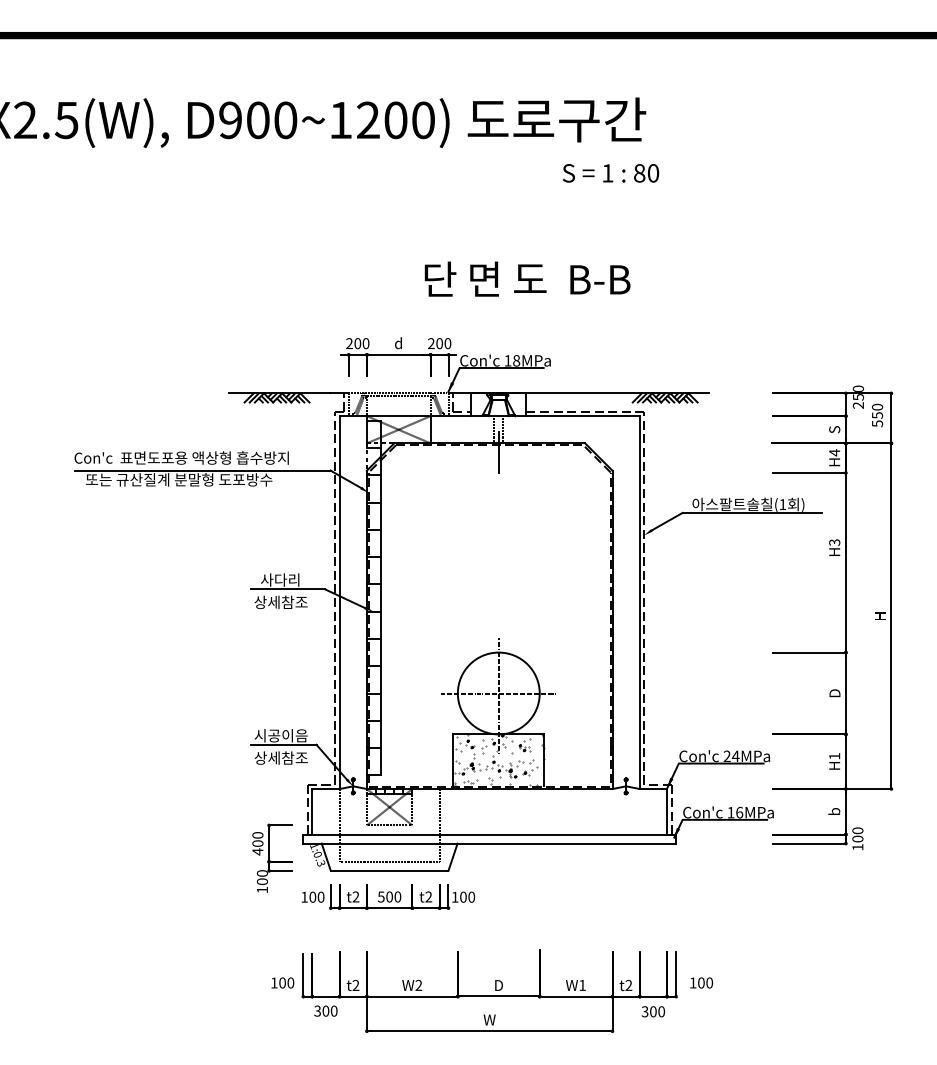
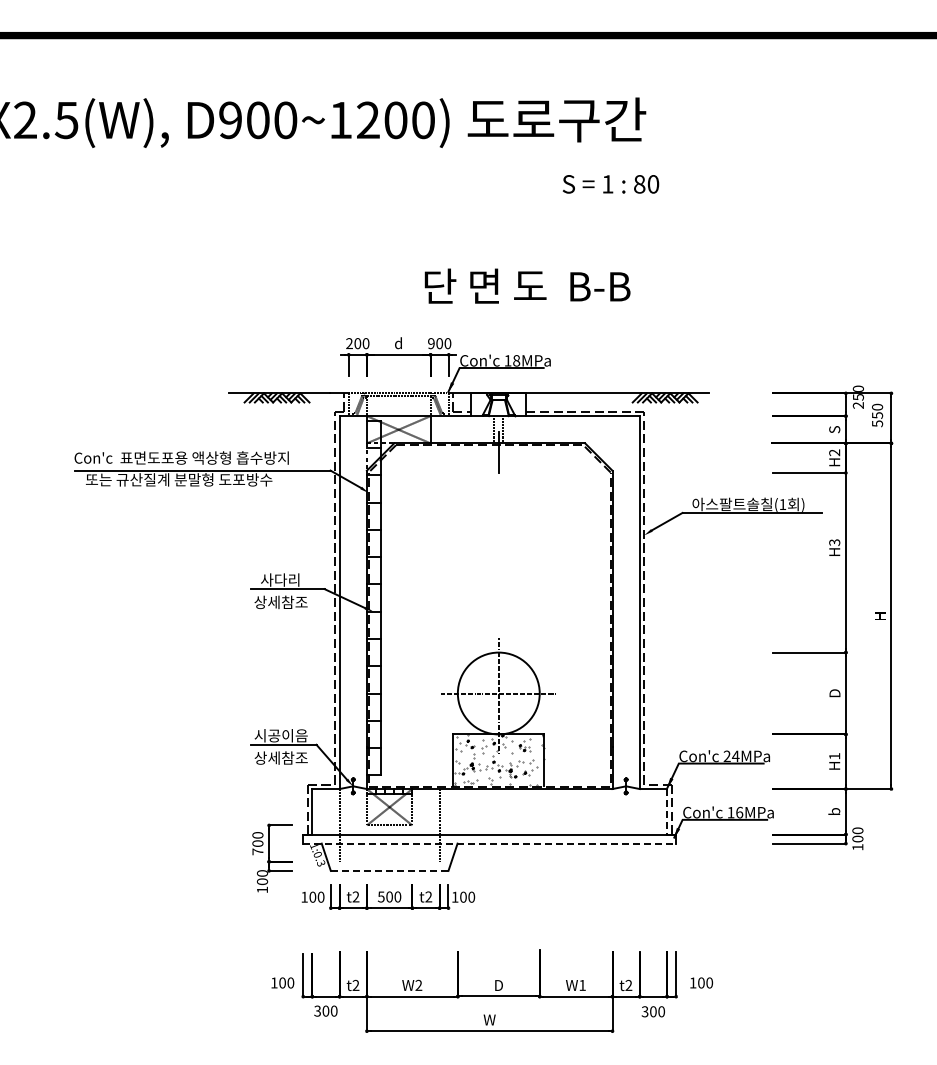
text position: (610, 173) -> (610, 184) (610, 184)
text position: (527, 278) -> (527, 285) (527, 285)
text: 200 -> 900 (431, 344)
text: H4 -> H2 (834, 452)
line: solid -> dashed (667, 811)
line: solid -> dashed (490, 843)
text: 400 -> 700 (257, 851)
line: present -> none (389, 861)
line: solid -> dashed (389, 870)
